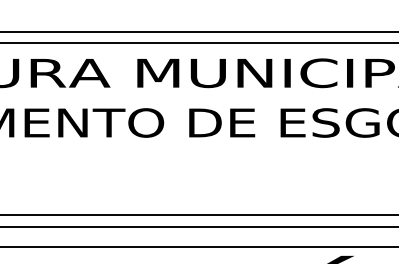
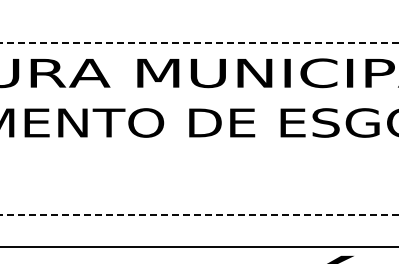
line: present -> none (198, 31)
line: solid -> dashed (199, 43)
line: solid -> dashed (199, 215)
line: present -> none (198, 226)
